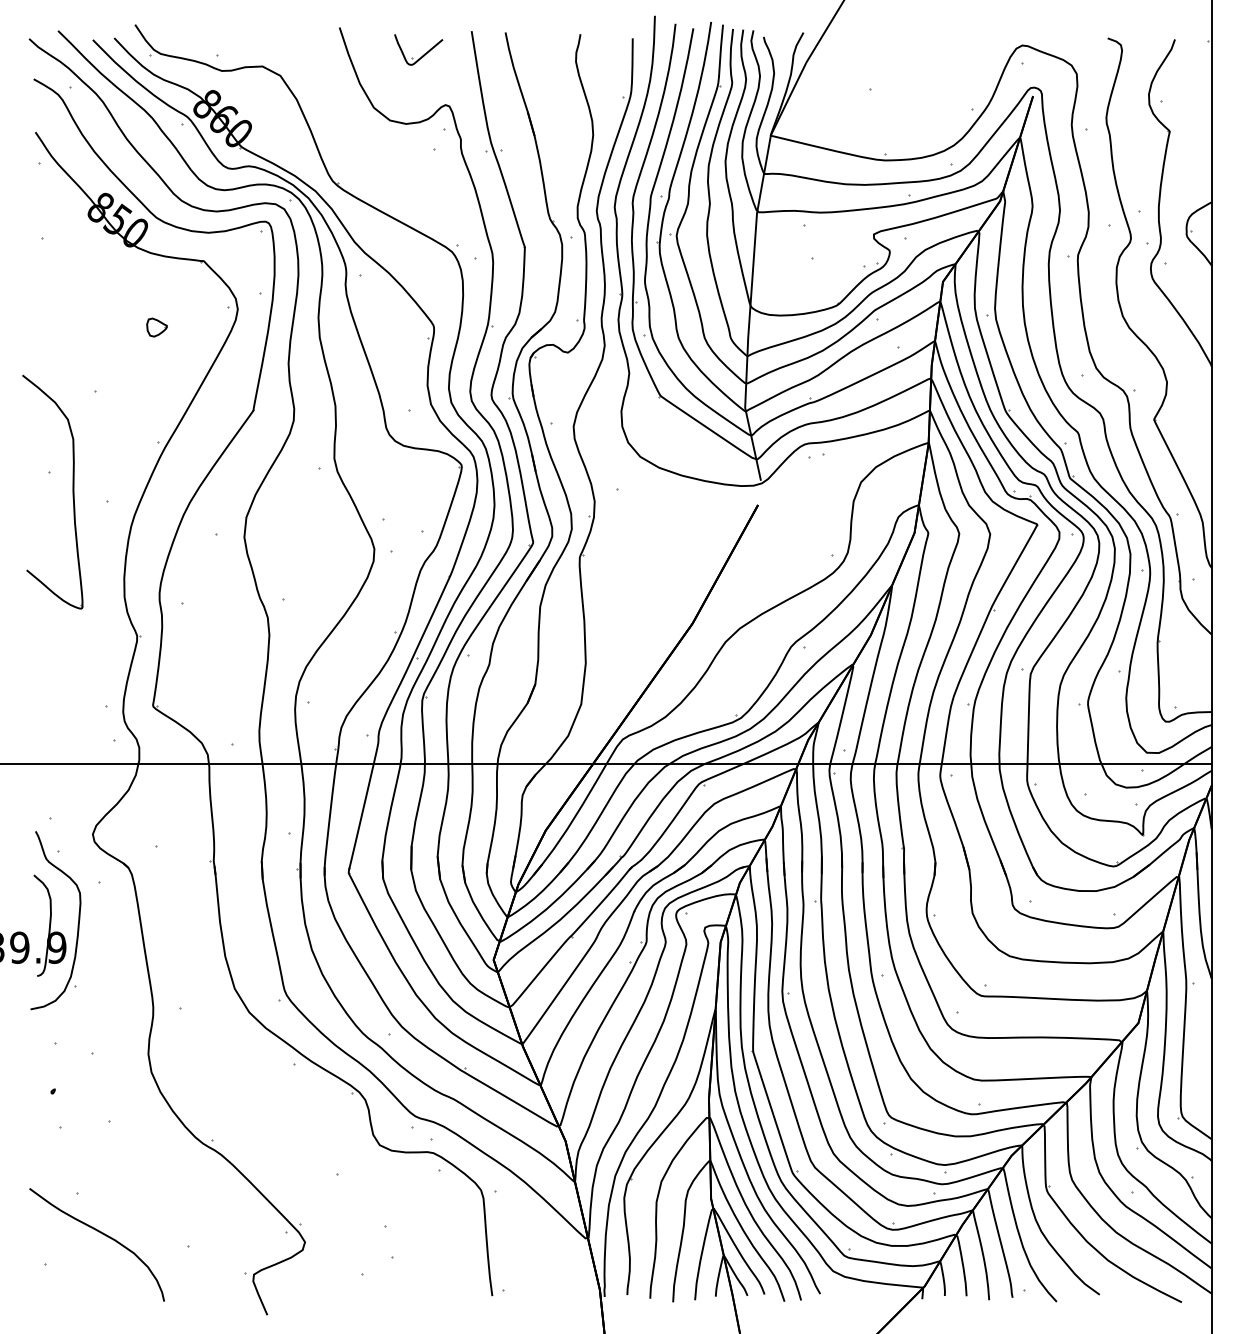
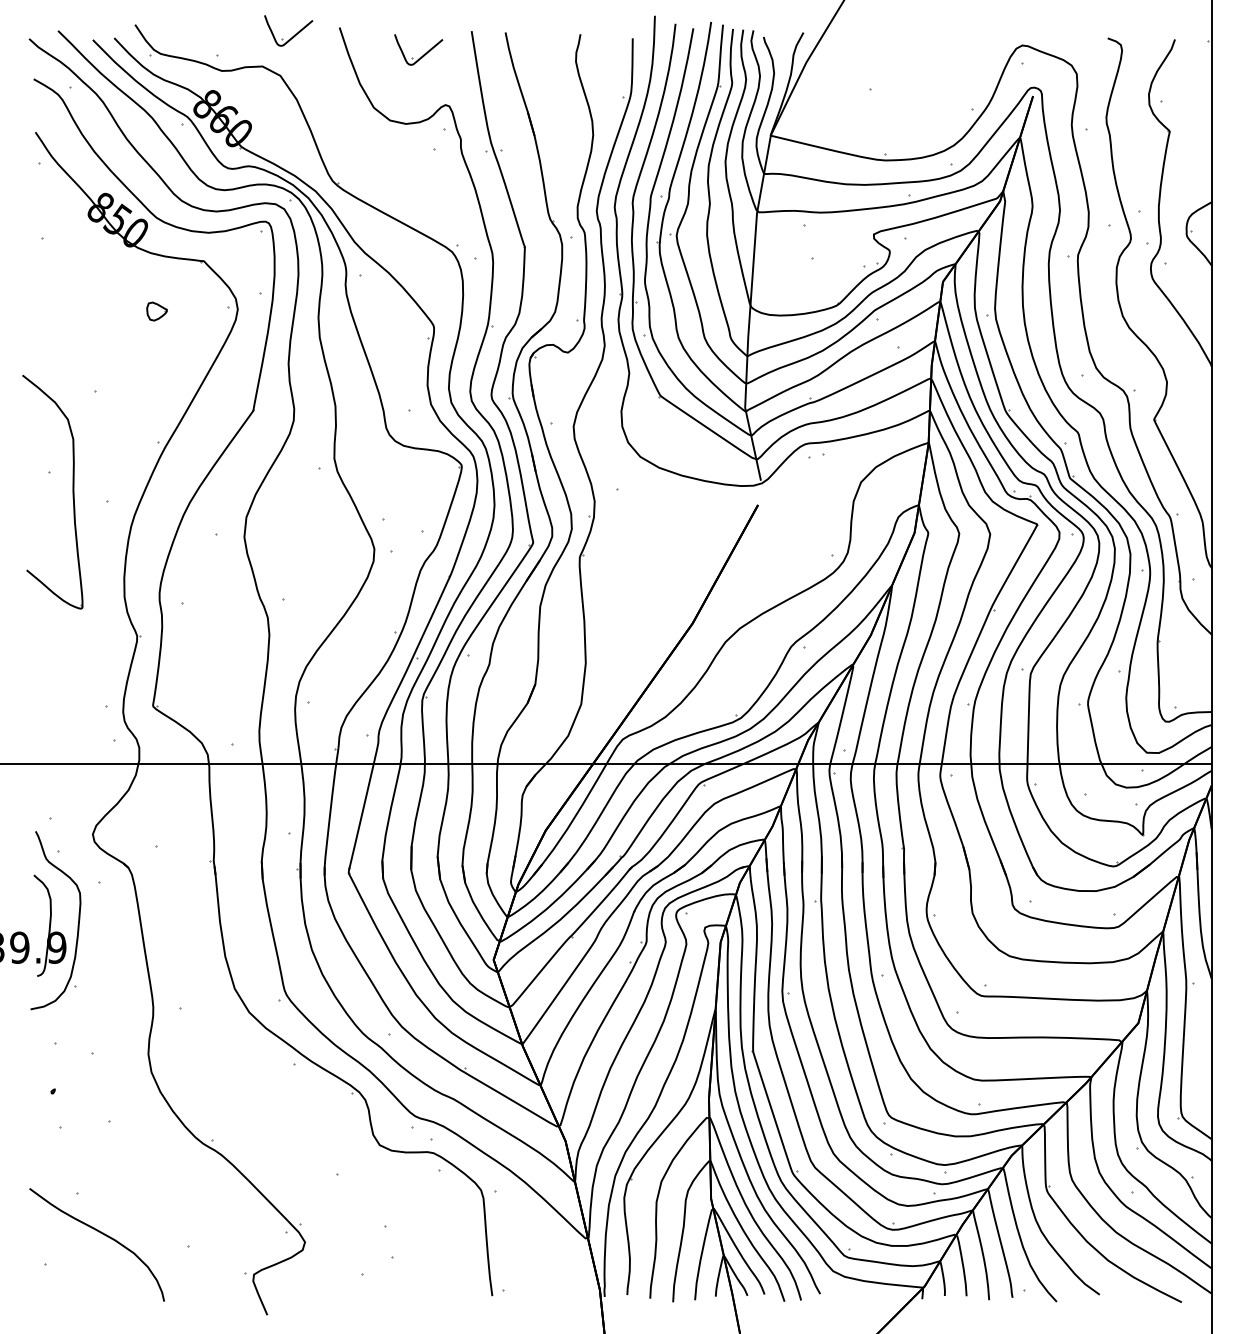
part: none -> present (293, 35)
part position: (156, 327) -> (156, 311) (156, 311)
